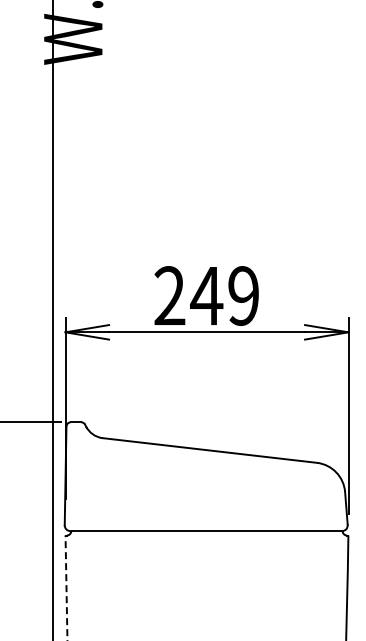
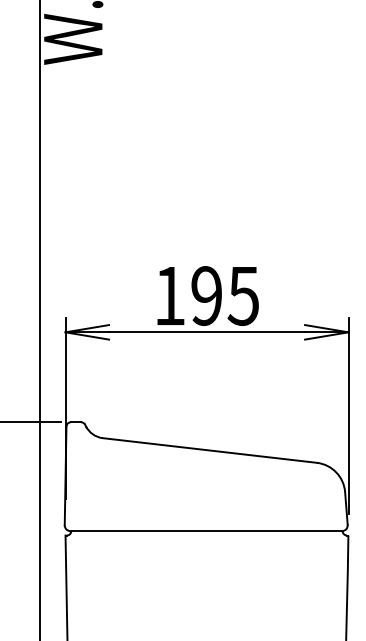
text: 249 -> 195 (206, 295)
line position: (53, 319) -> (40, 319) (40, 319)
line: dashed -> solid (66, 587)
